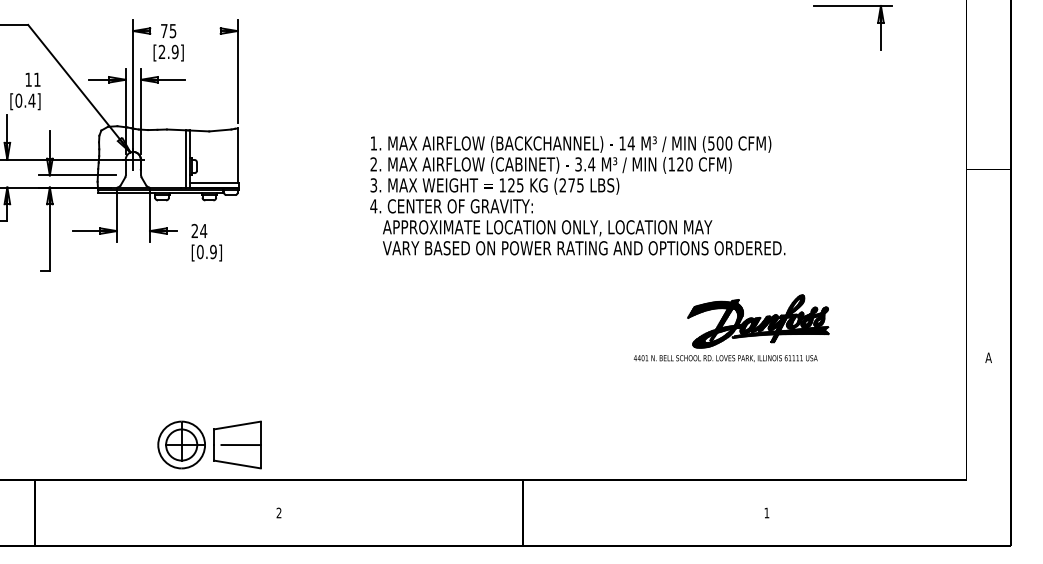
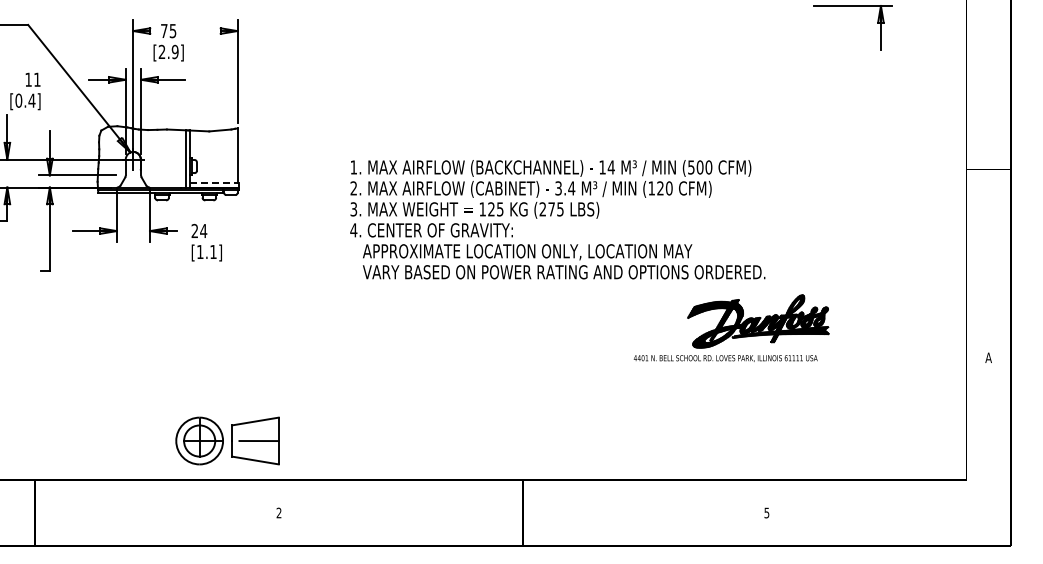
line: solid -> dashed (215, 183)
text position: (577, 195) -> (557, 219) (557, 219)
text: [0.9] -> [1.1] (206, 251)
part position: (209, 444) -> (227, 440) (227, 440)
text: 1 -> 5 (766, 512)
